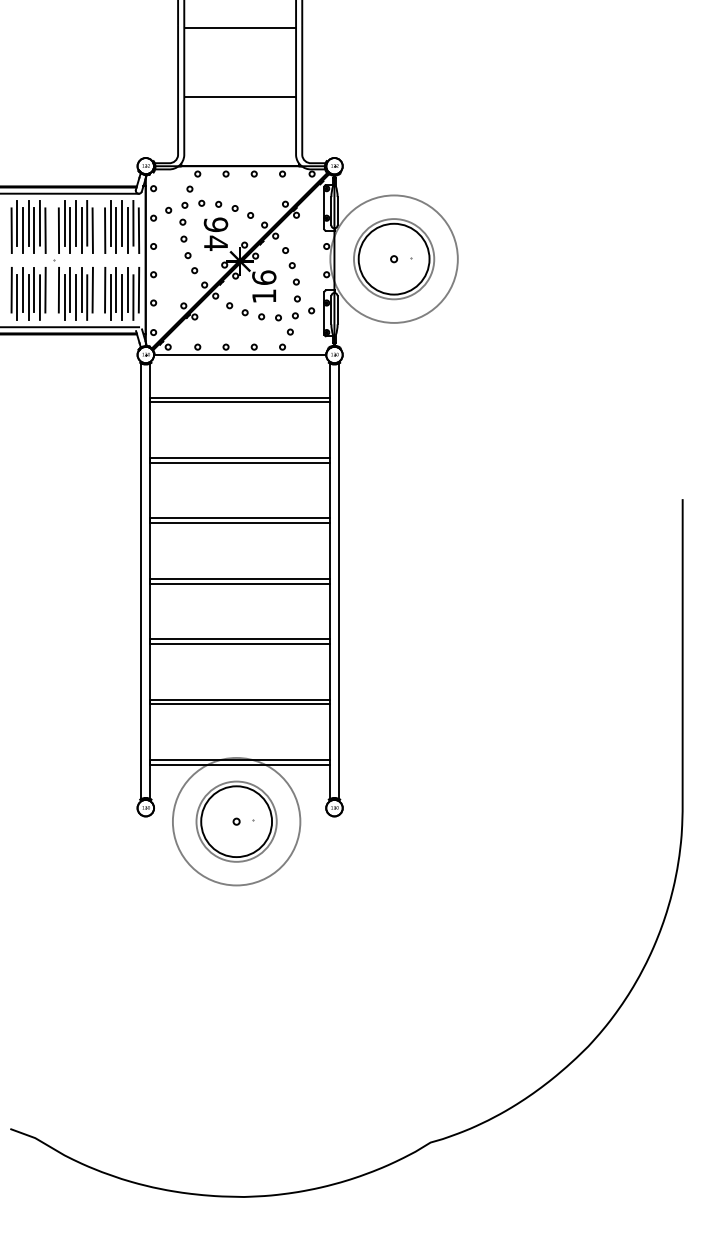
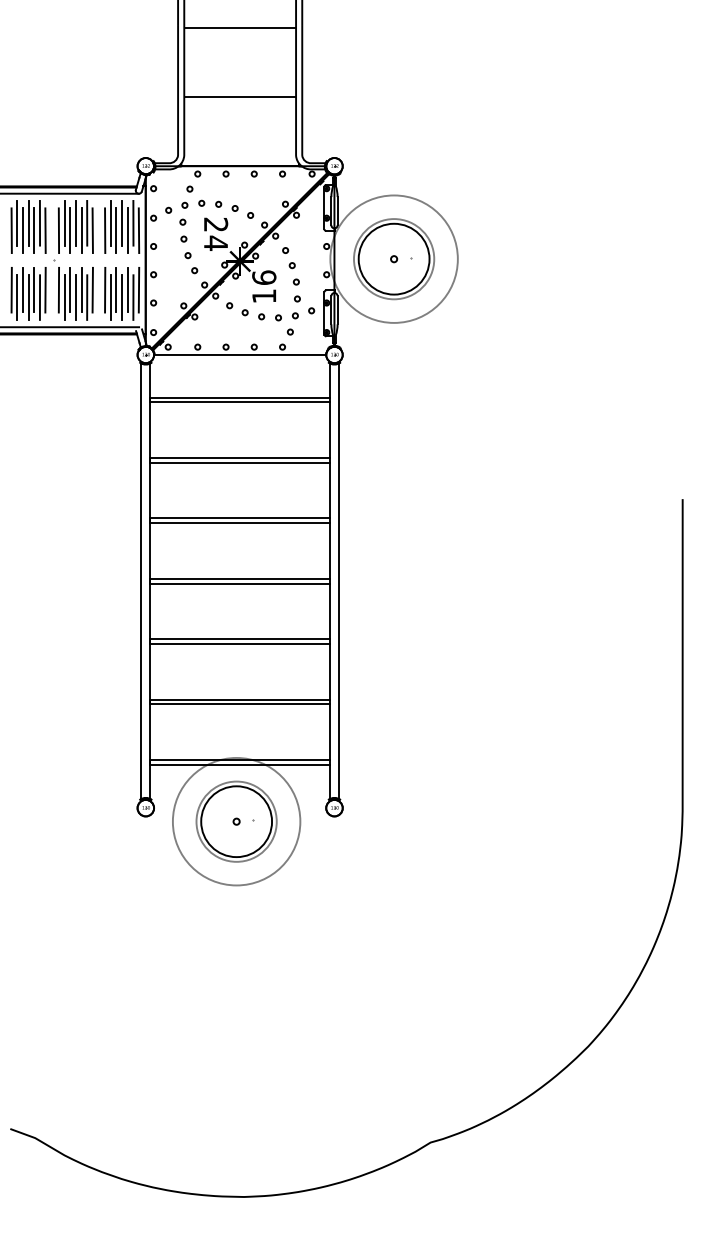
text: 94 -> 24 (215, 224)
